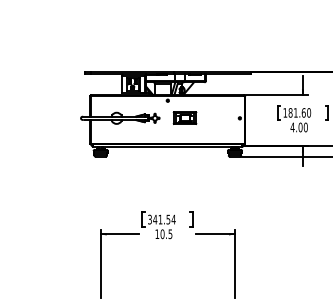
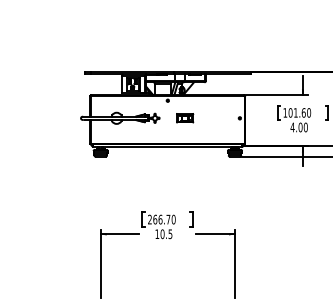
text: 181.60 -> 101.60 (290, 112)
part size: 26x14 px -> 19x11 px (185, 118)
text: 341.54 -> 266.70 (161, 219)
